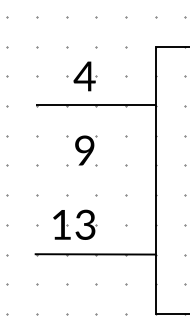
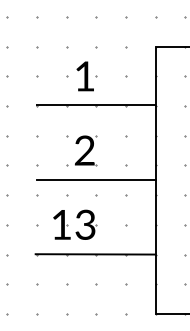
text: 4 -> 1 (84, 76)
text: 9 -> 2 (84, 150)
line: none -> present (95, 180)
